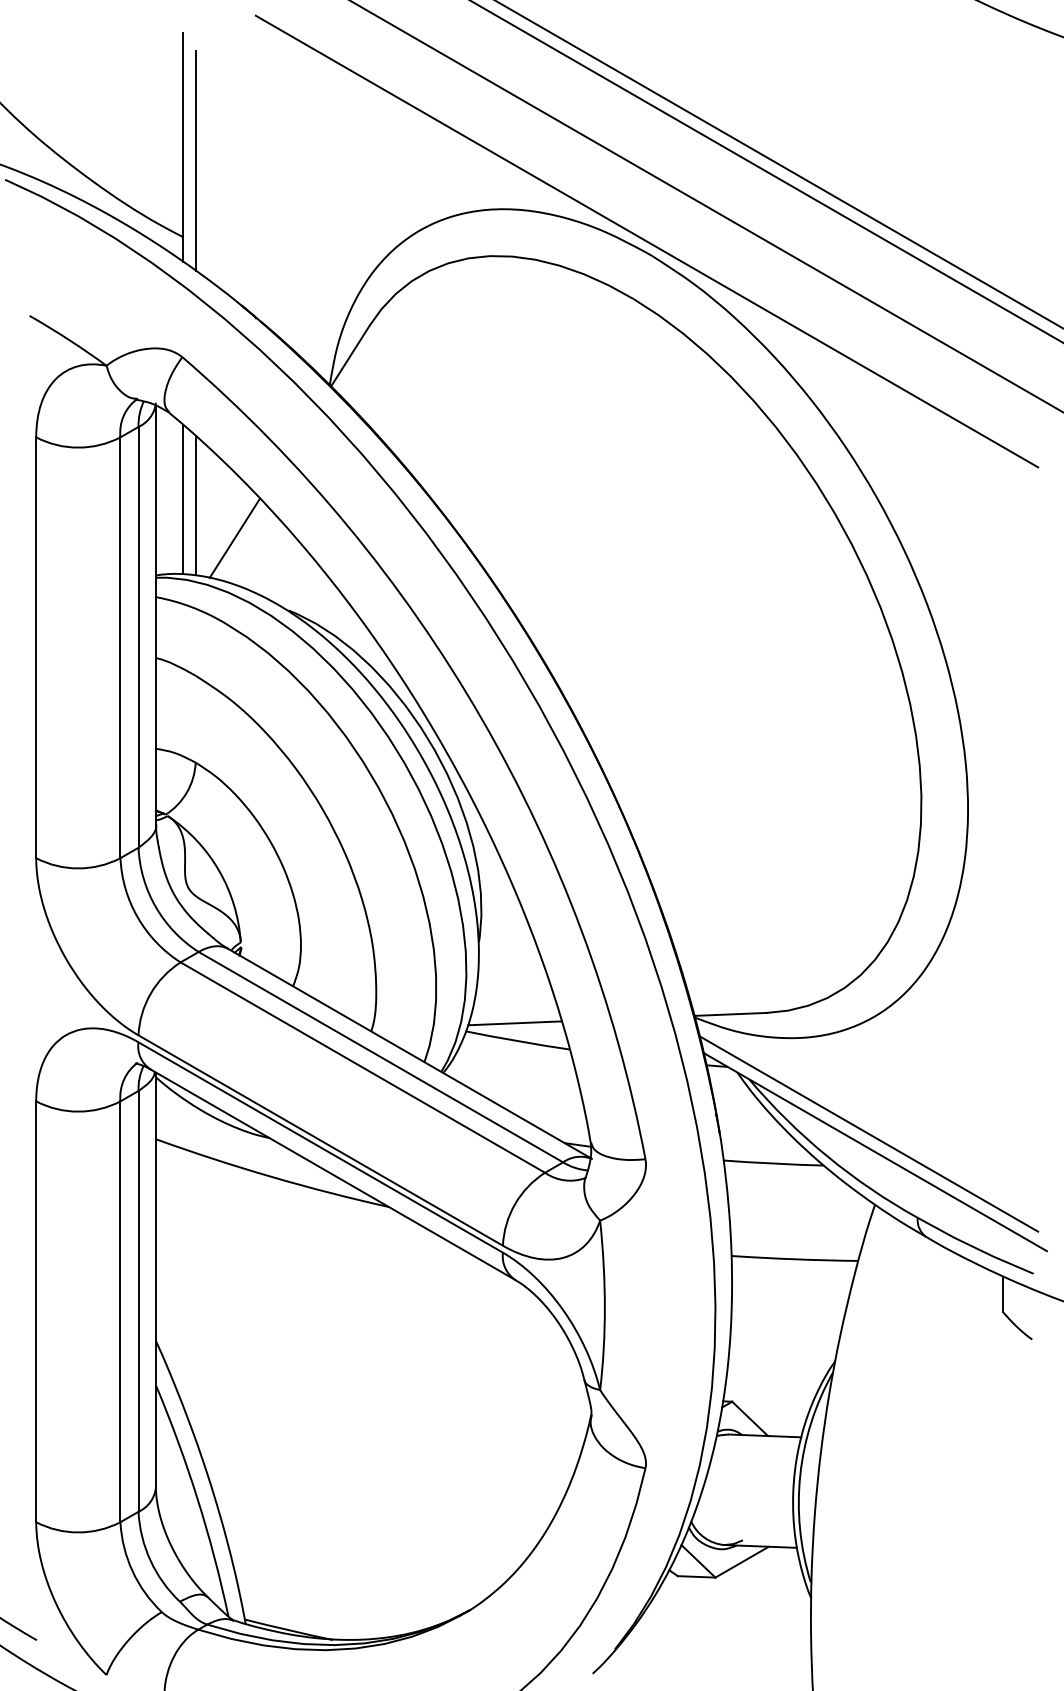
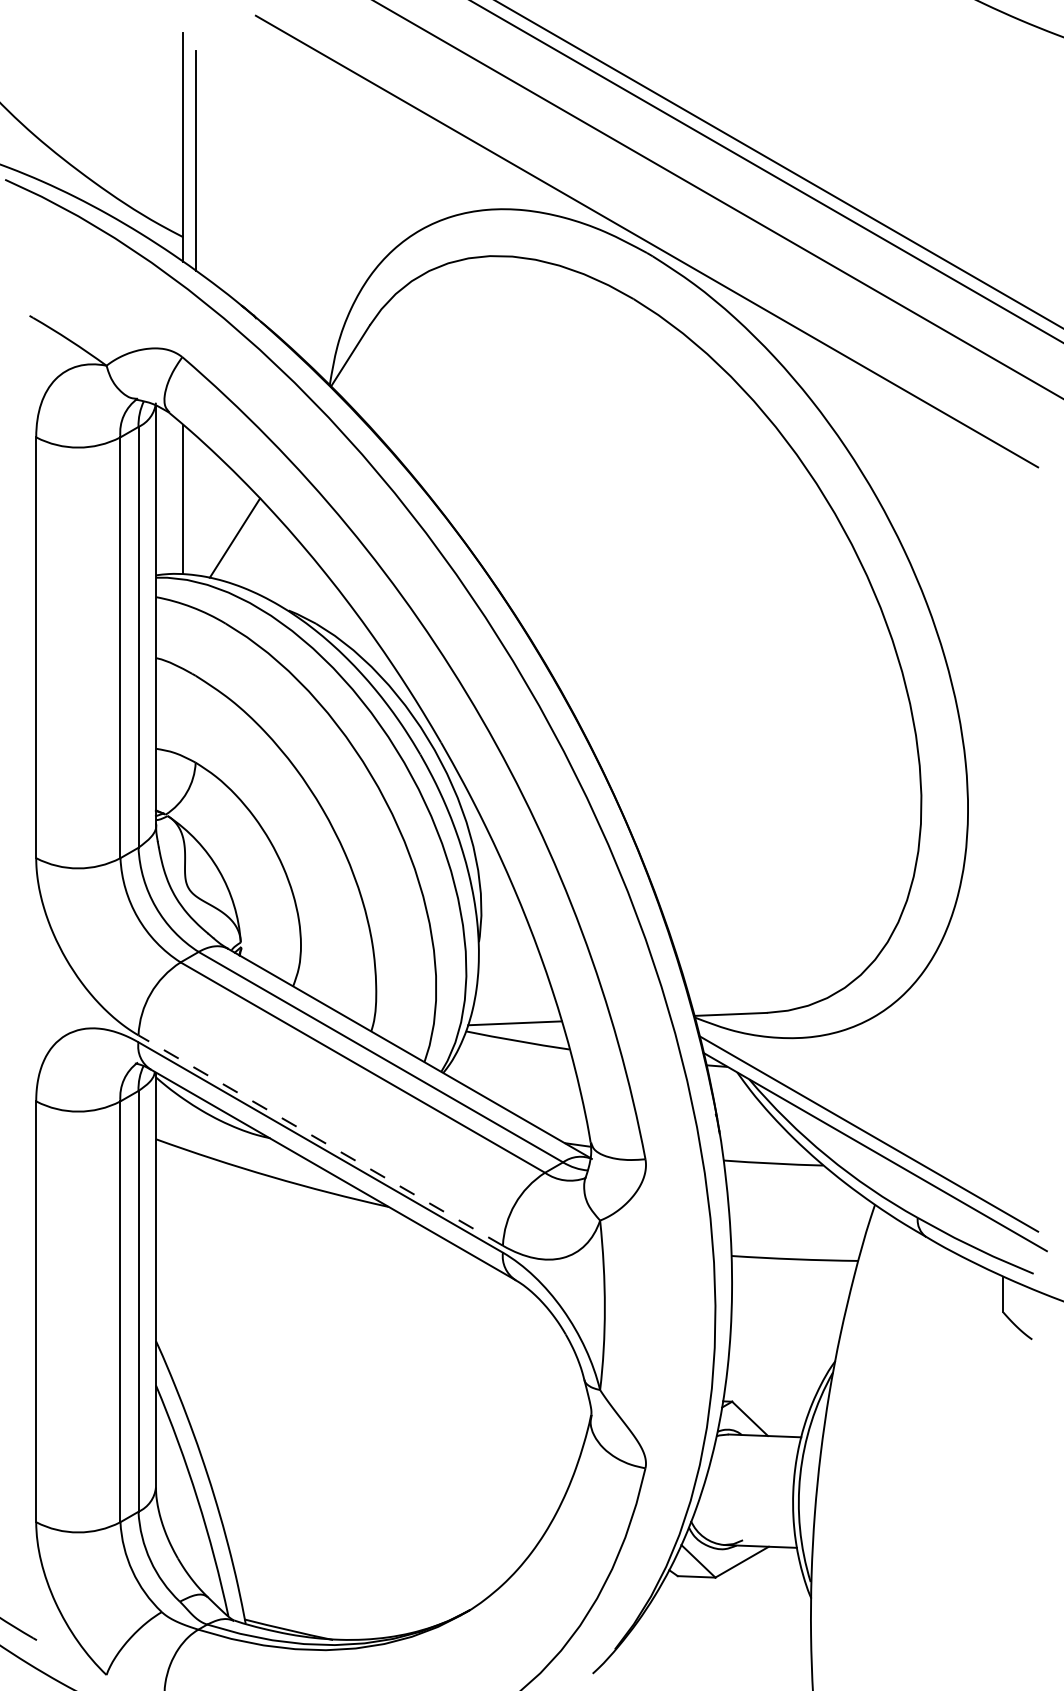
line position: (706, 206) -> (717, 199) (717, 199)
line: present -> none (195, 505)
line: solid -> dashed (320, 1140)
